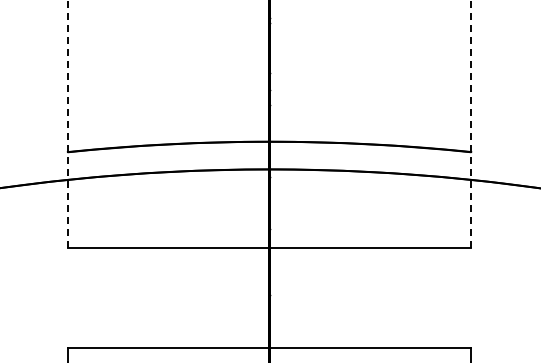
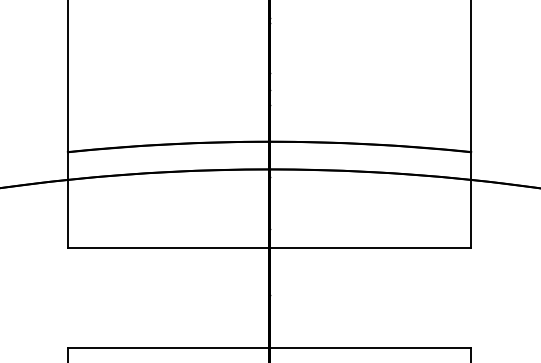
line: dashed -> solid (67, 124)
line: dashed -> solid (471, 124)
